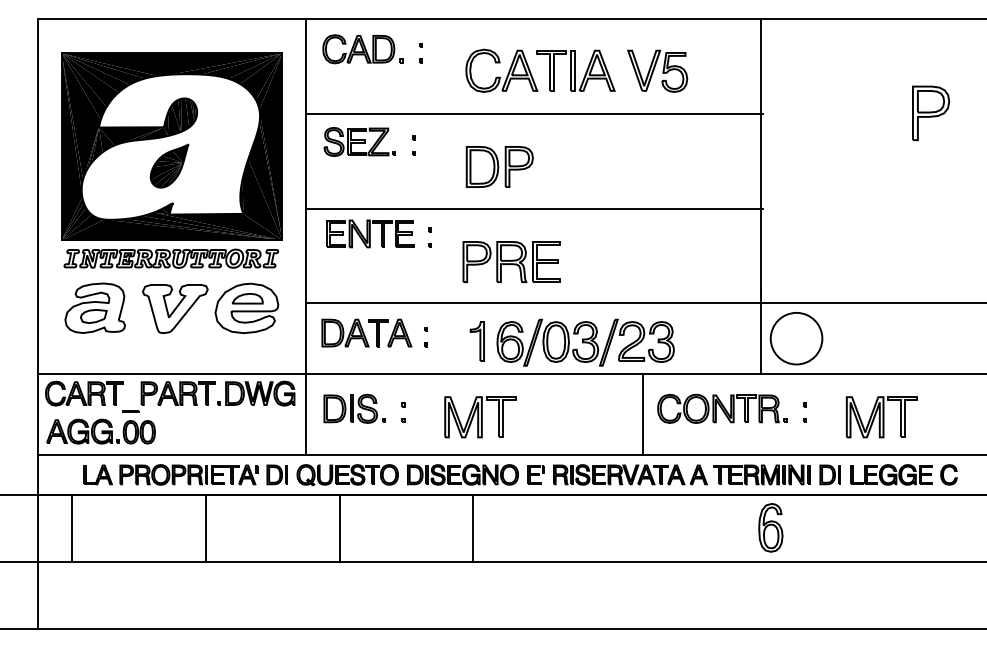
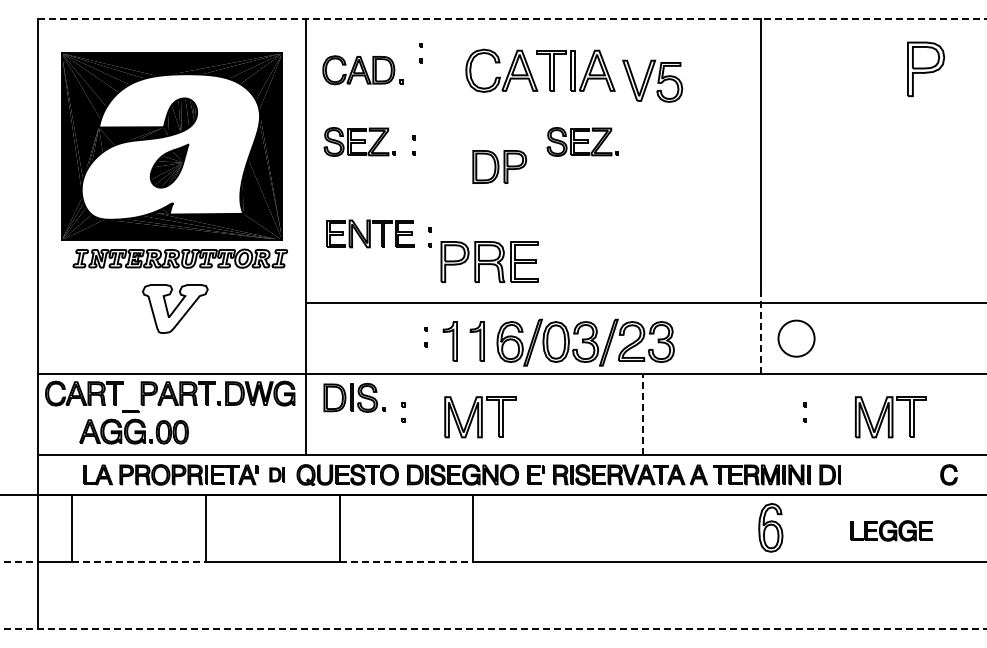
line: solid -> dashed (512, 19)
part position: (362, 49) -> (362, 70) (362, 70)
part position: (657, 70) -> (652, 80) (652, 80)
part position: (931, 112) -> (926, 68) (926, 68)
line: present -> none (535, 113)
part: none -> present (582, 141)
part size: 69x42 px -> 56x34 px (499, 166)
line: present -> none (535, 208)
part position: (171, 258) -> (180, 258) (180, 258)
part position: (511, 261) -> (489, 261) (489, 261)
part: present -> none (94, 307)
part: present -> none (246, 307)
part: present -> none (366, 332)
line: solid -> dashed (761, 333)
circle diameter: 52 px -> 36 px (796, 338)
part: none -> present (449, 341)
part position: (354, 408) -> (354, 397) (354, 397)
part: present -> none (722, 408)
line: solid -> dashed (642, 413)
part position: (881, 417) -> (890, 417) (890, 417)
part position: (100, 431) -> (133, 431) (133, 431)
part size: 22x22 px -> 16x16 px (276, 474)
part position: (891, 474) -> (891, 530) (891, 530)
line: solid -> dashed (19, 561)
line: solid -> dashed (138, 561)
line: solid -> dashed (406, 561)
line: solid -> dashed (493, 628)
